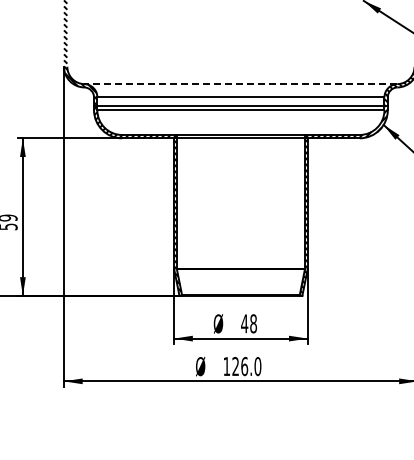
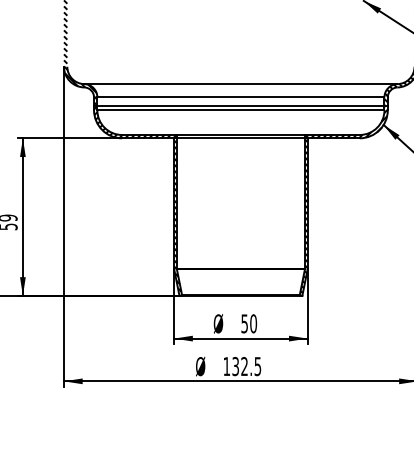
line: dashed -> solid (240, 84)
text: 48 -> 50 (249, 323)
text: 126.0 -> 132.5 (246, 366)
